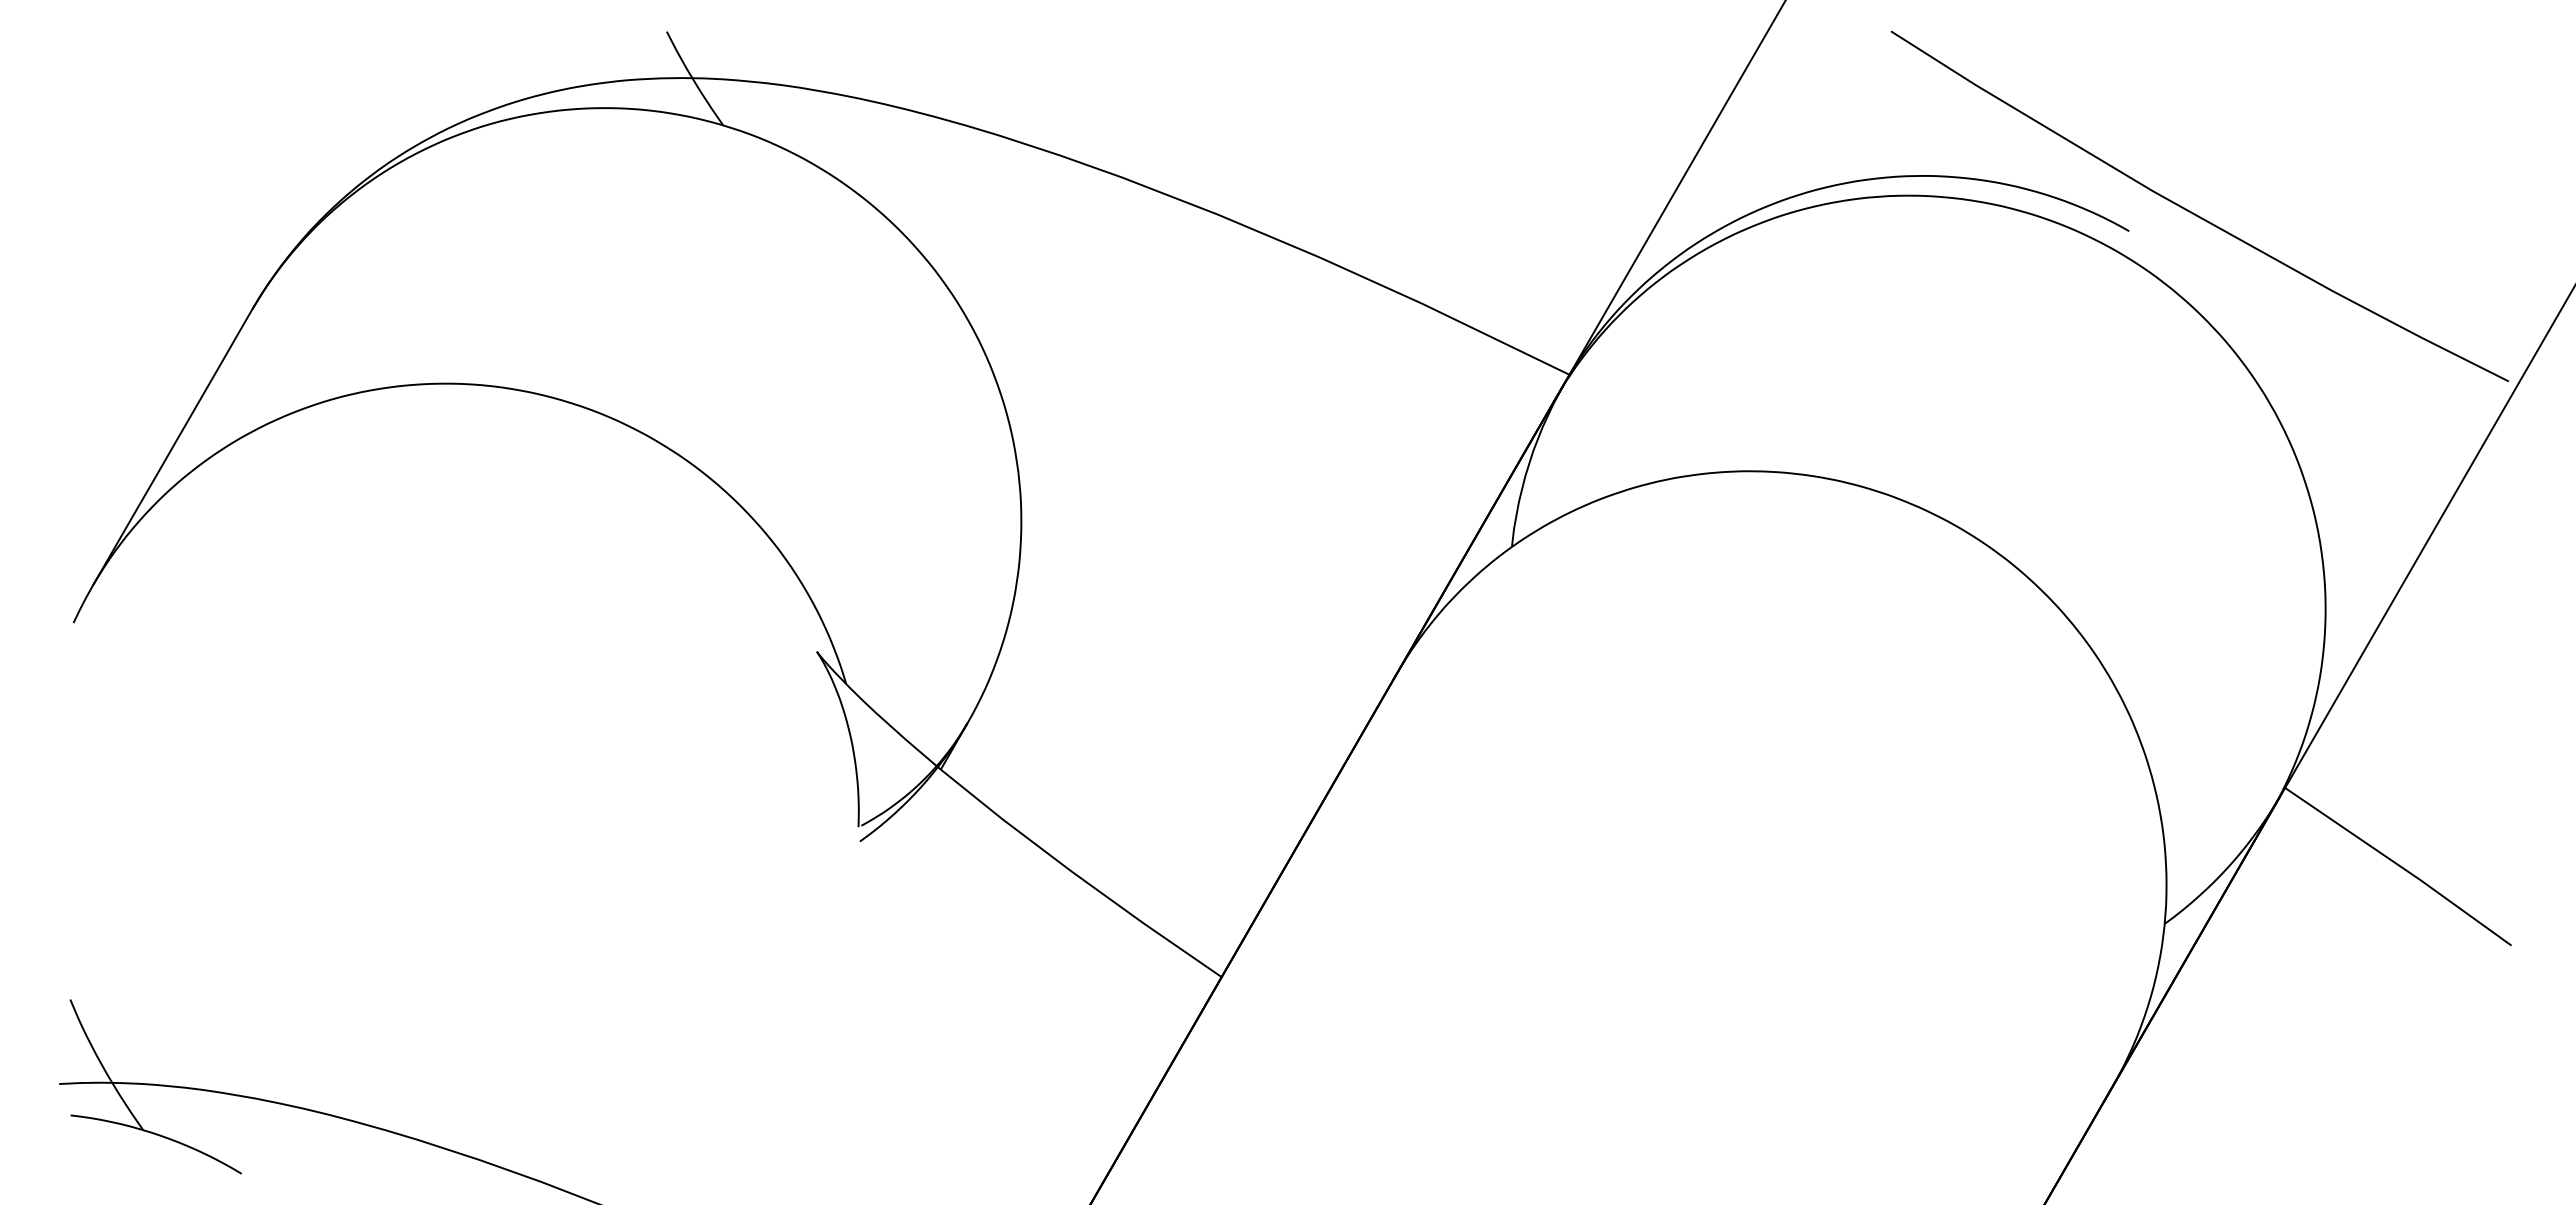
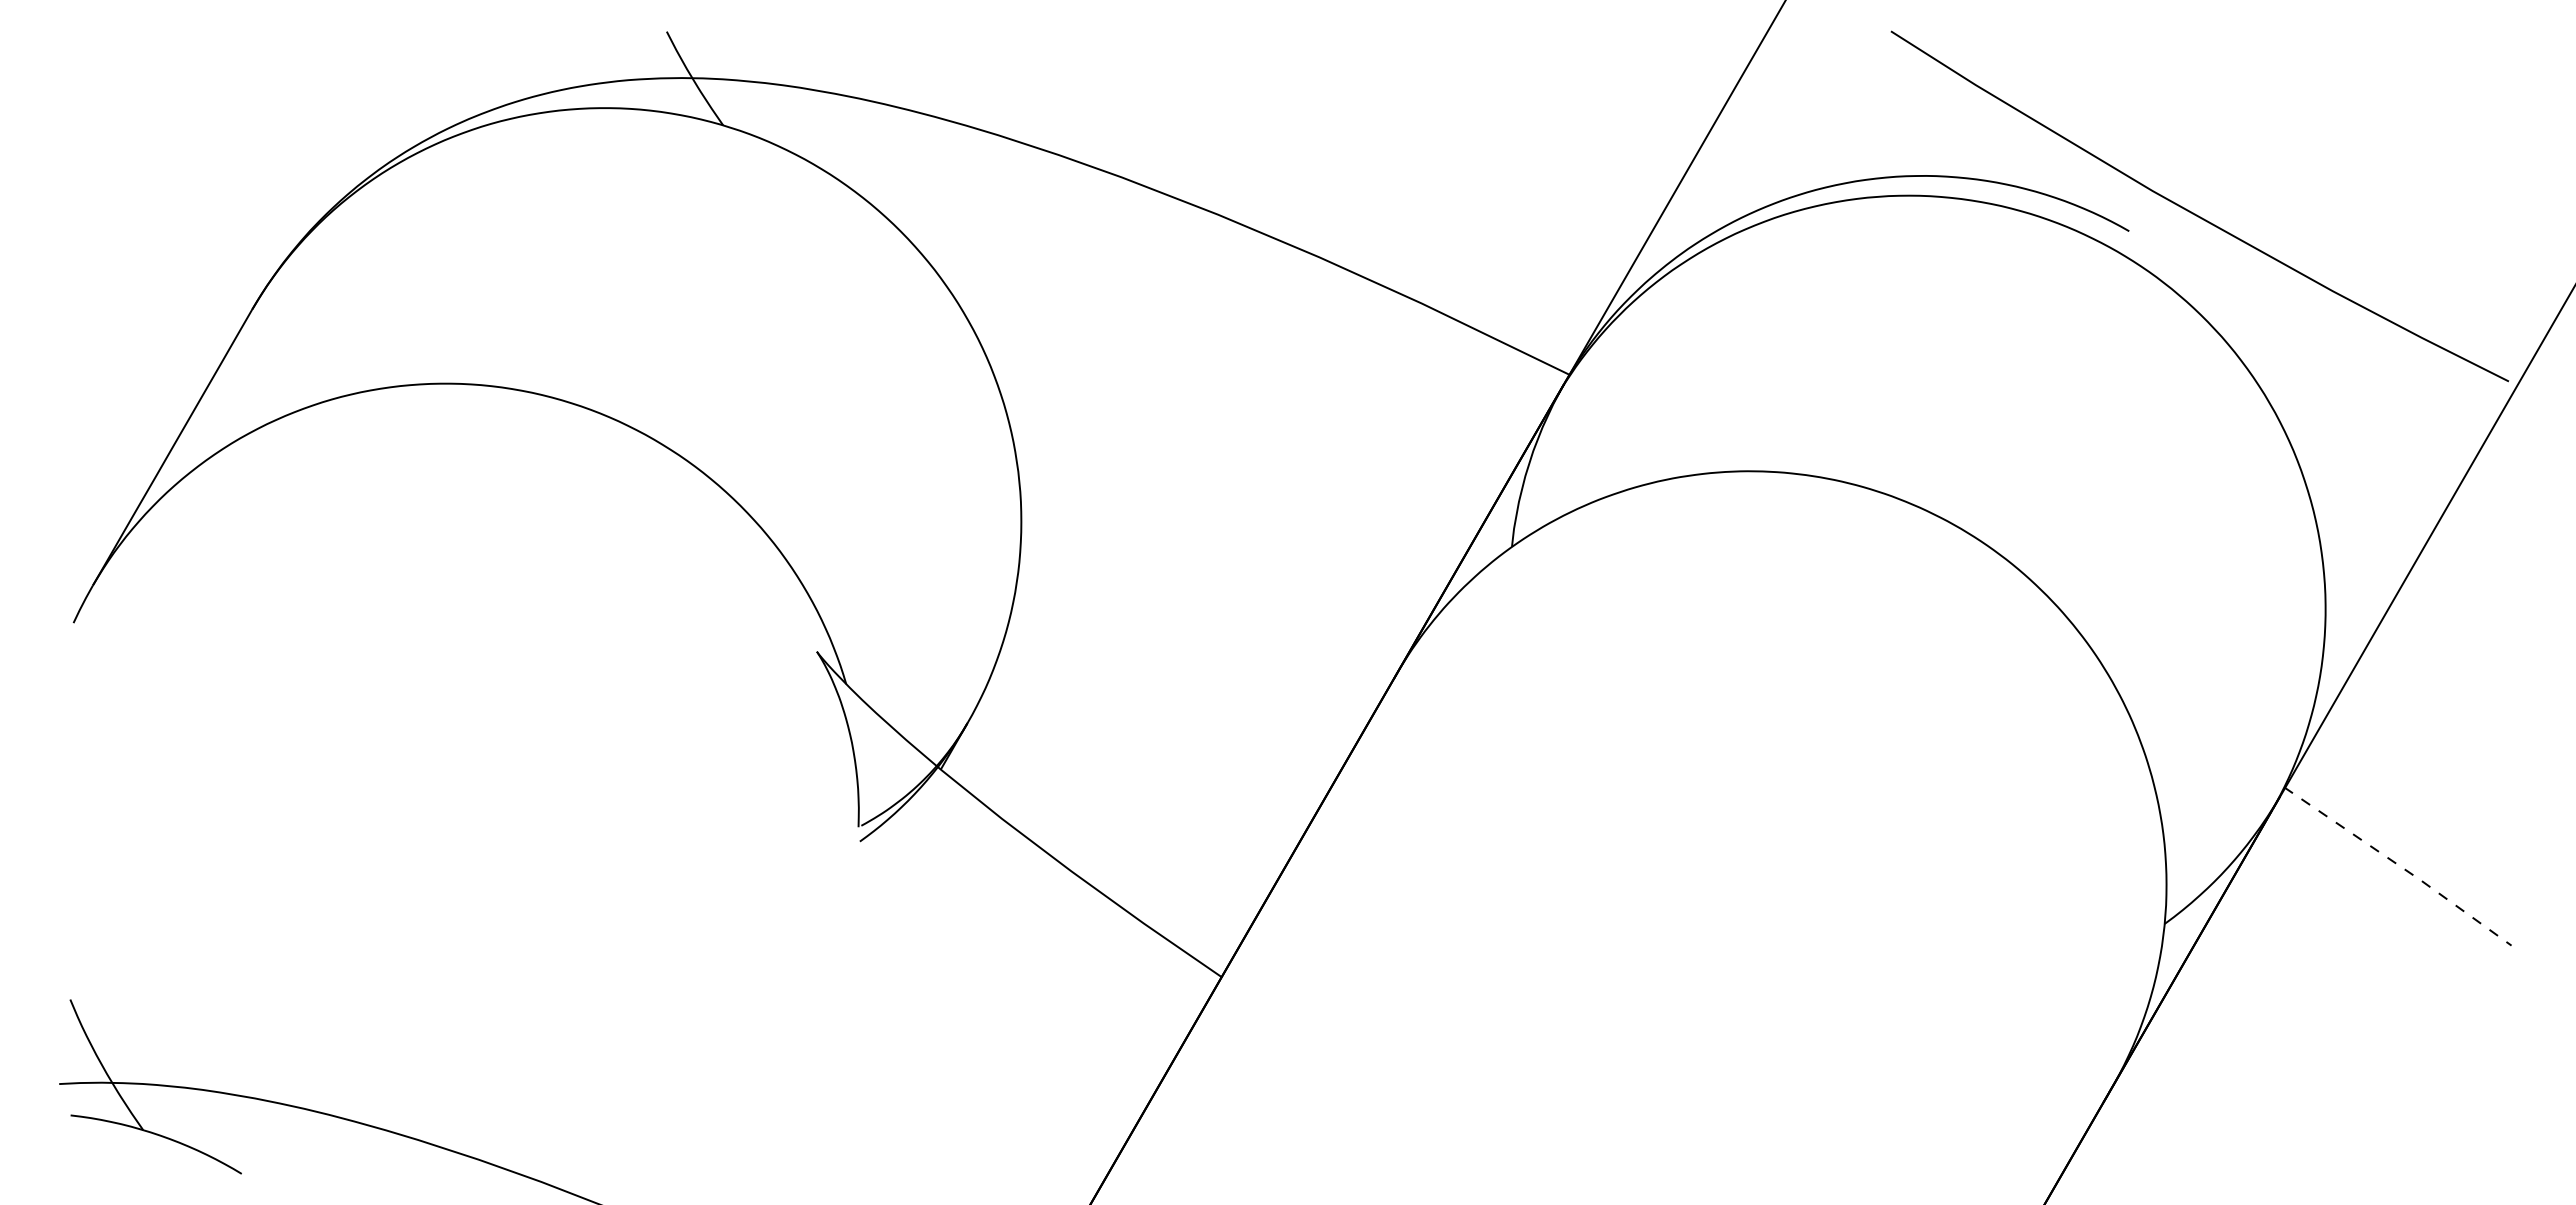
line: solid -> dashed (2399, 866)
